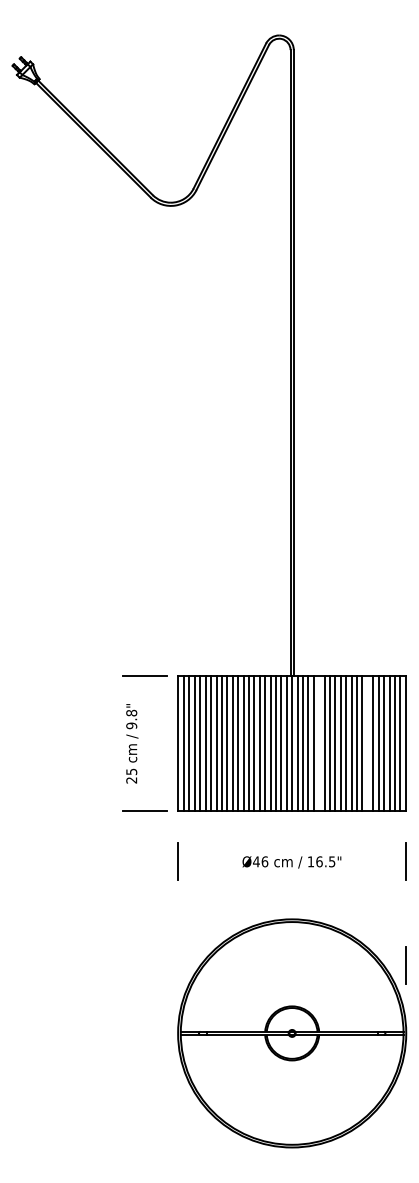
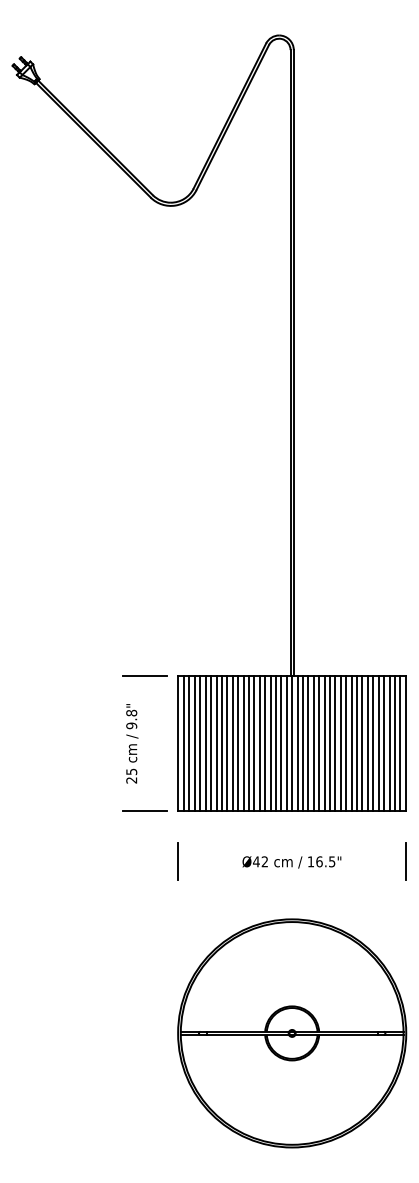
line: none -> present (319, 743)
line: none -> present (367, 743)
text: Ø46 -> Ø42 (264, 861)
line: present -> none (405, 965)
